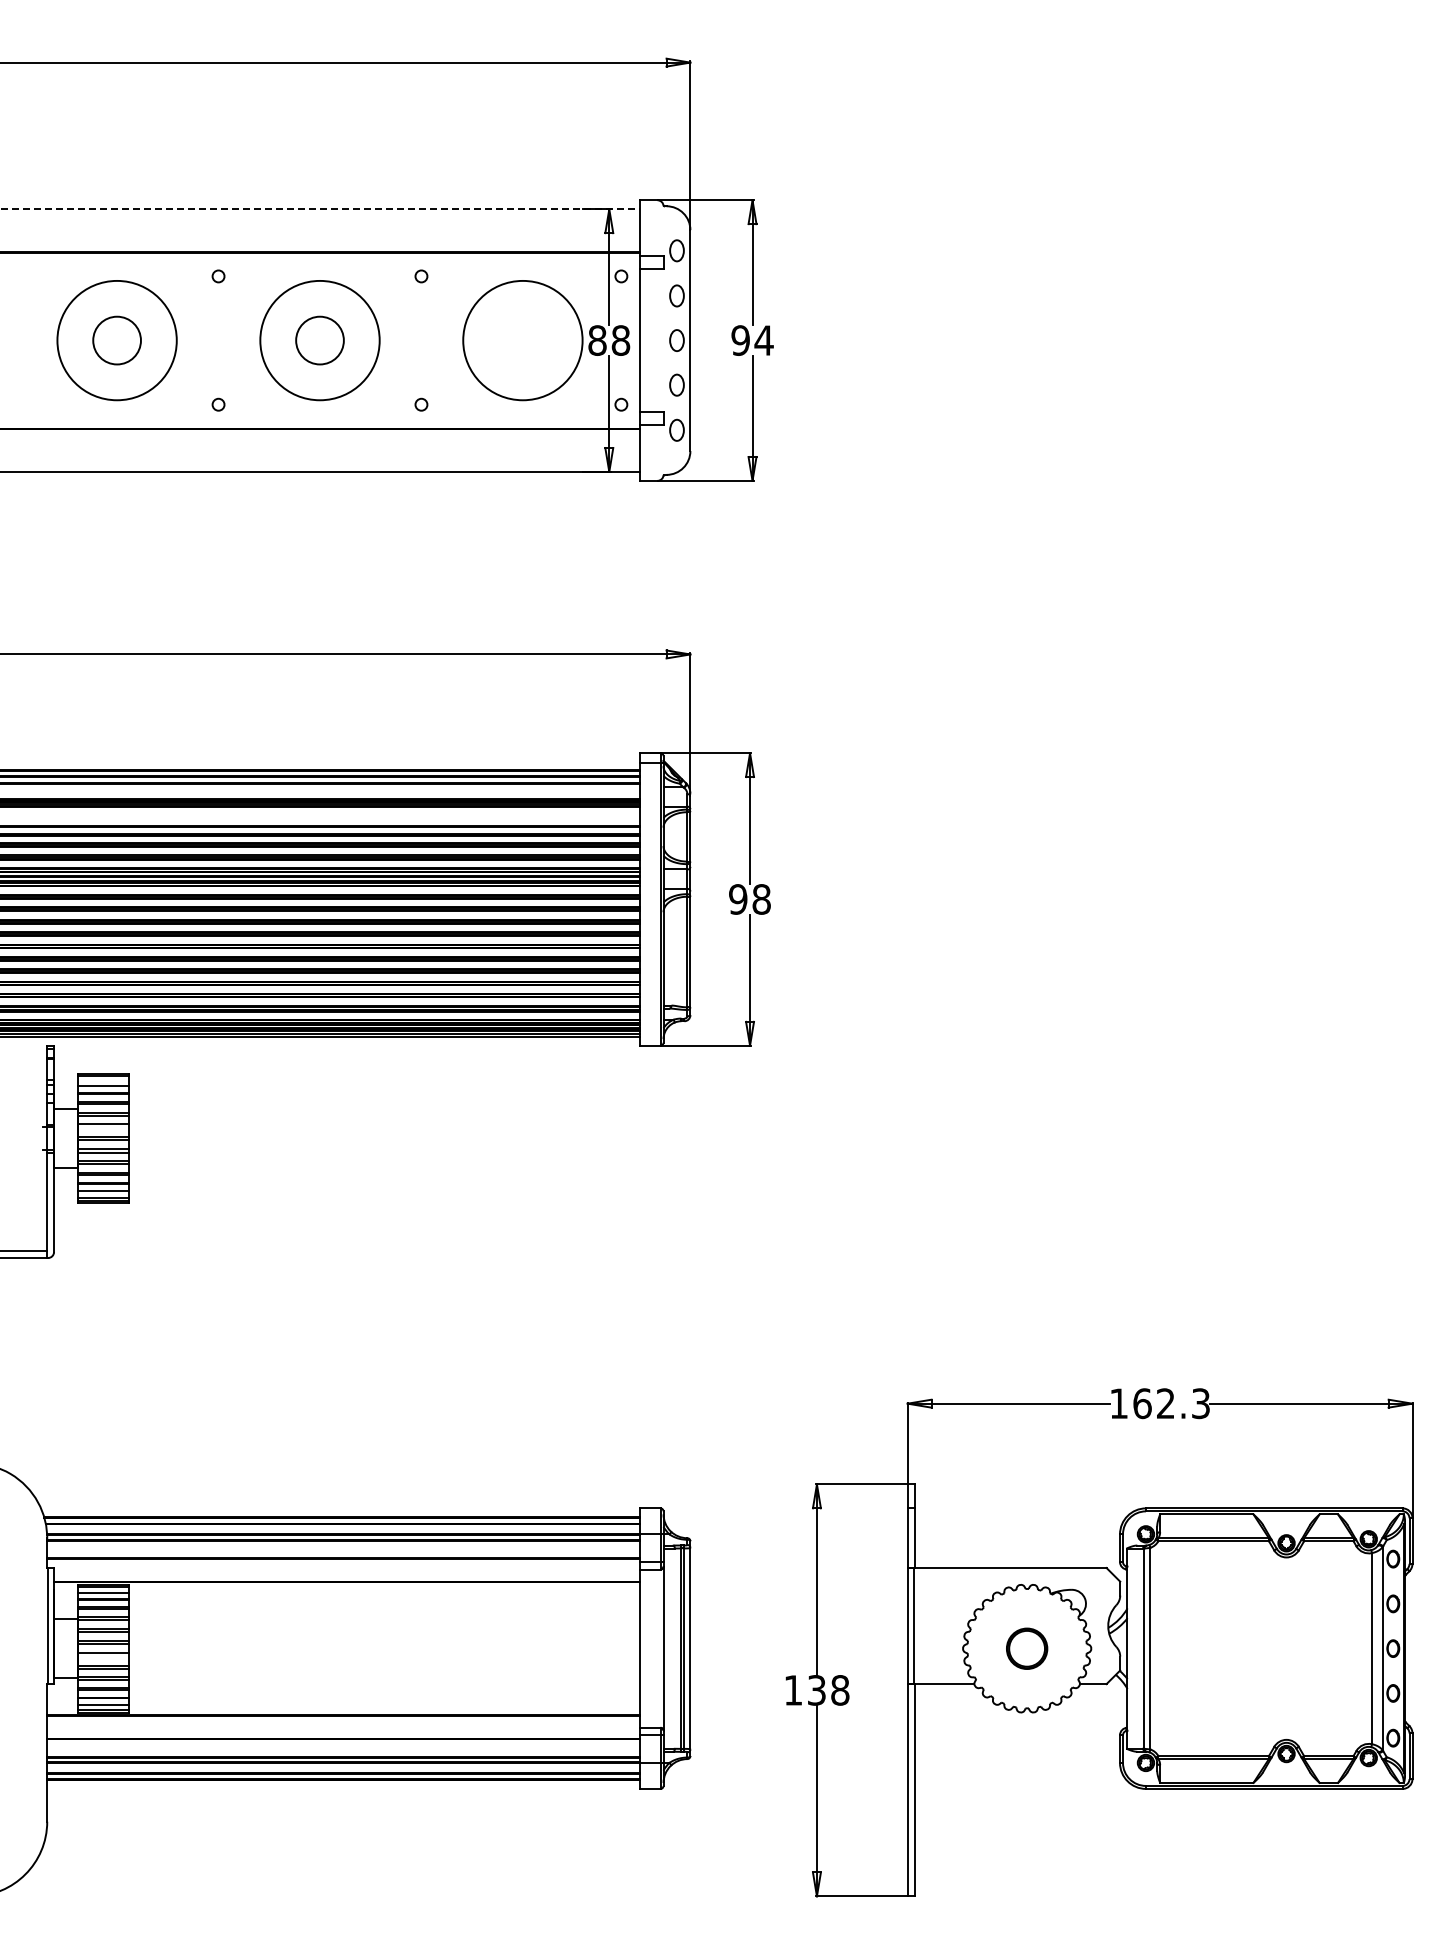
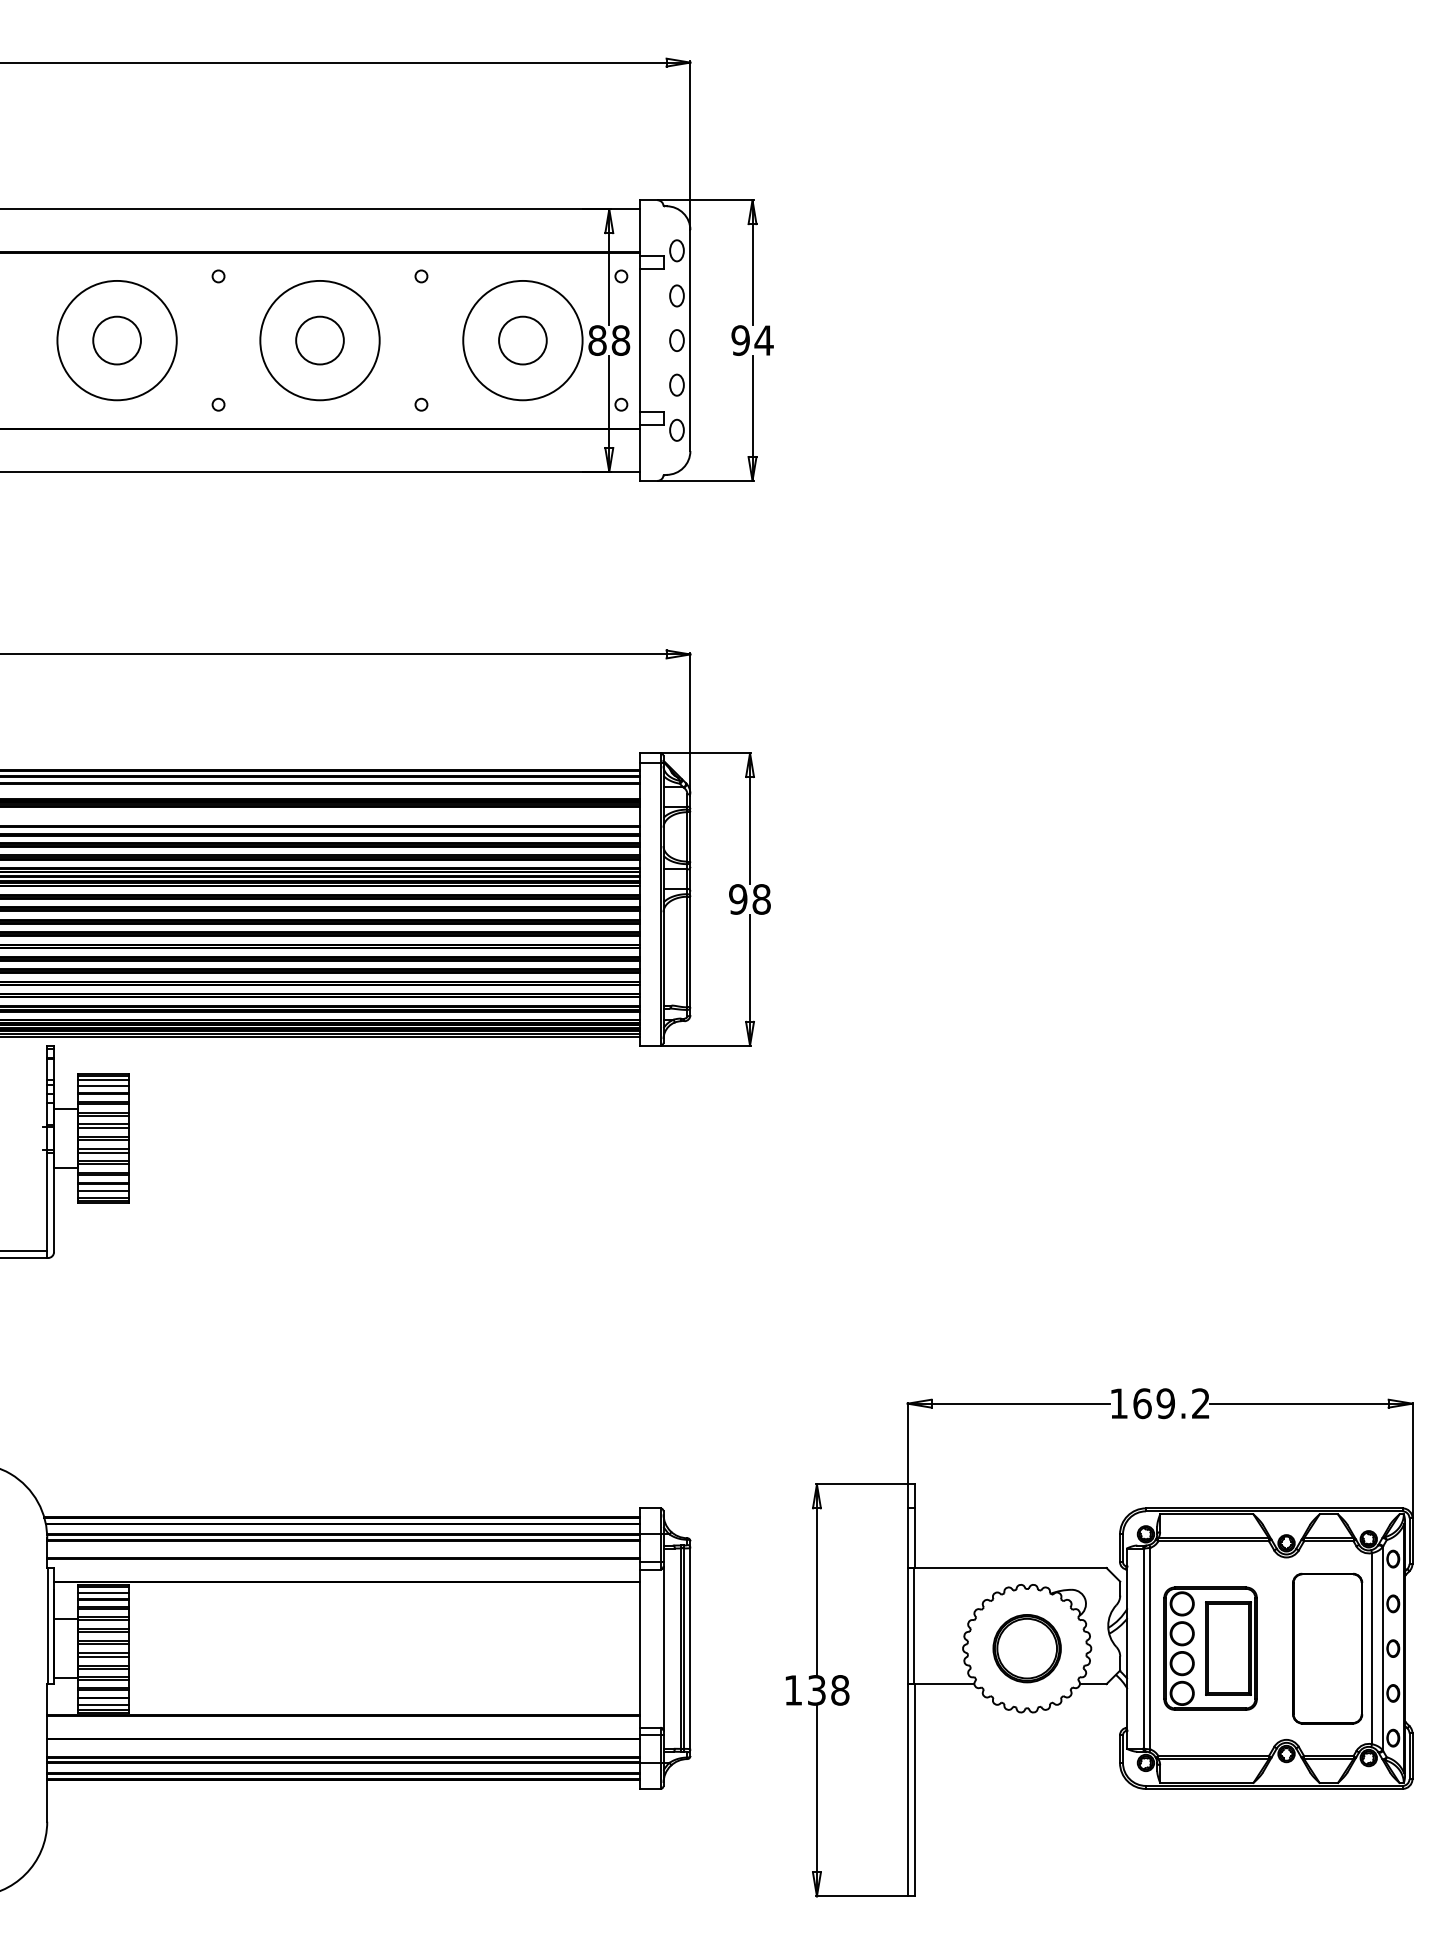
line: dashed -> solid (320, 209)
circle: none -> present (522, 340)
line: none -> present (102, 1079)
line: none -> present (102, 1127)
text: 162.3 -> 169.2 (1182, 1403)
part size: 43x43 px -> 70x70 px (1026, 1648)
part: none -> present (1210, 1648)
part: none -> present (1327, 1648)
line: none -> present (102, 1656)
